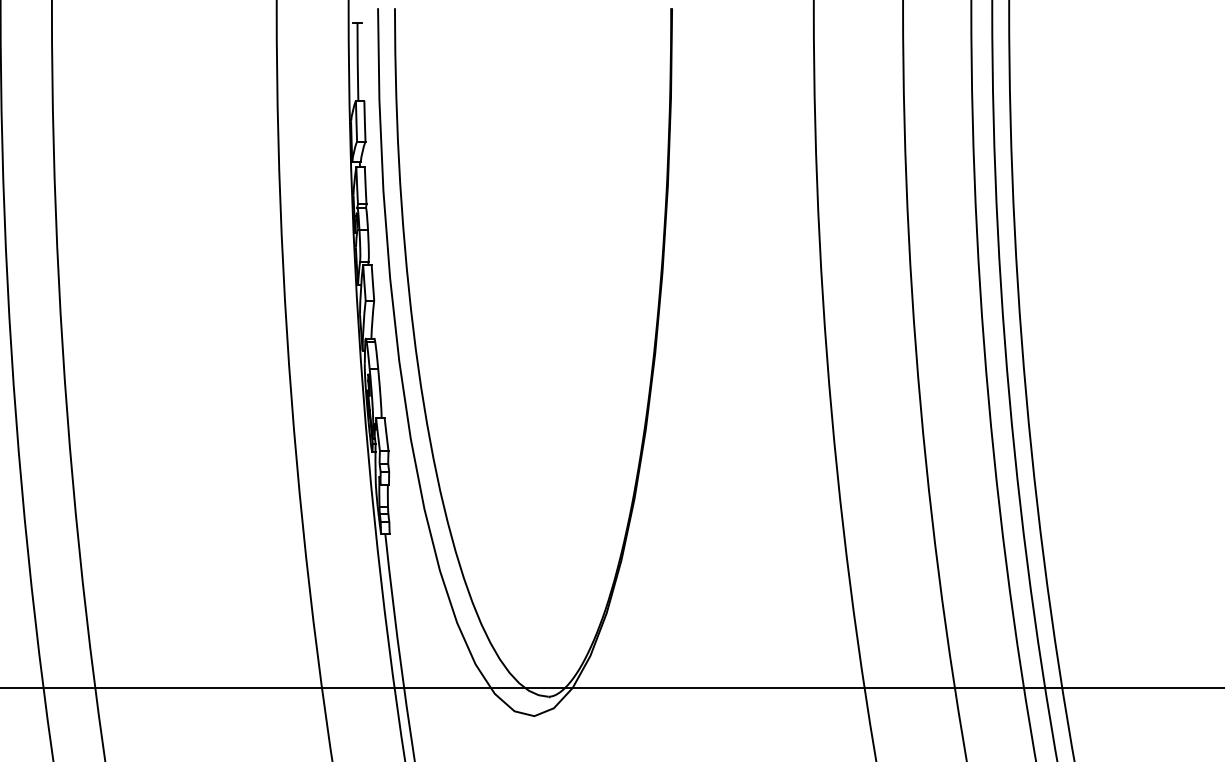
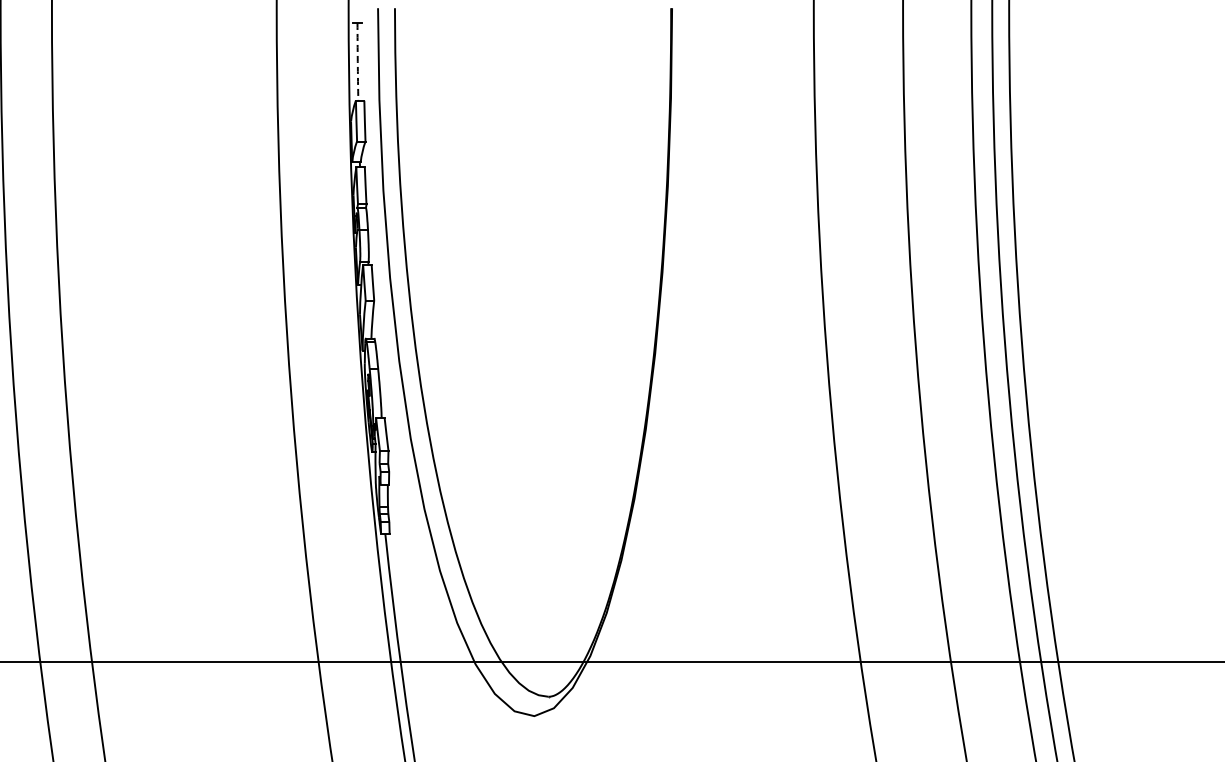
arc: solid -> dashed (357, 61)
line position: (611, 688) -> (611, 662) (611, 662)
